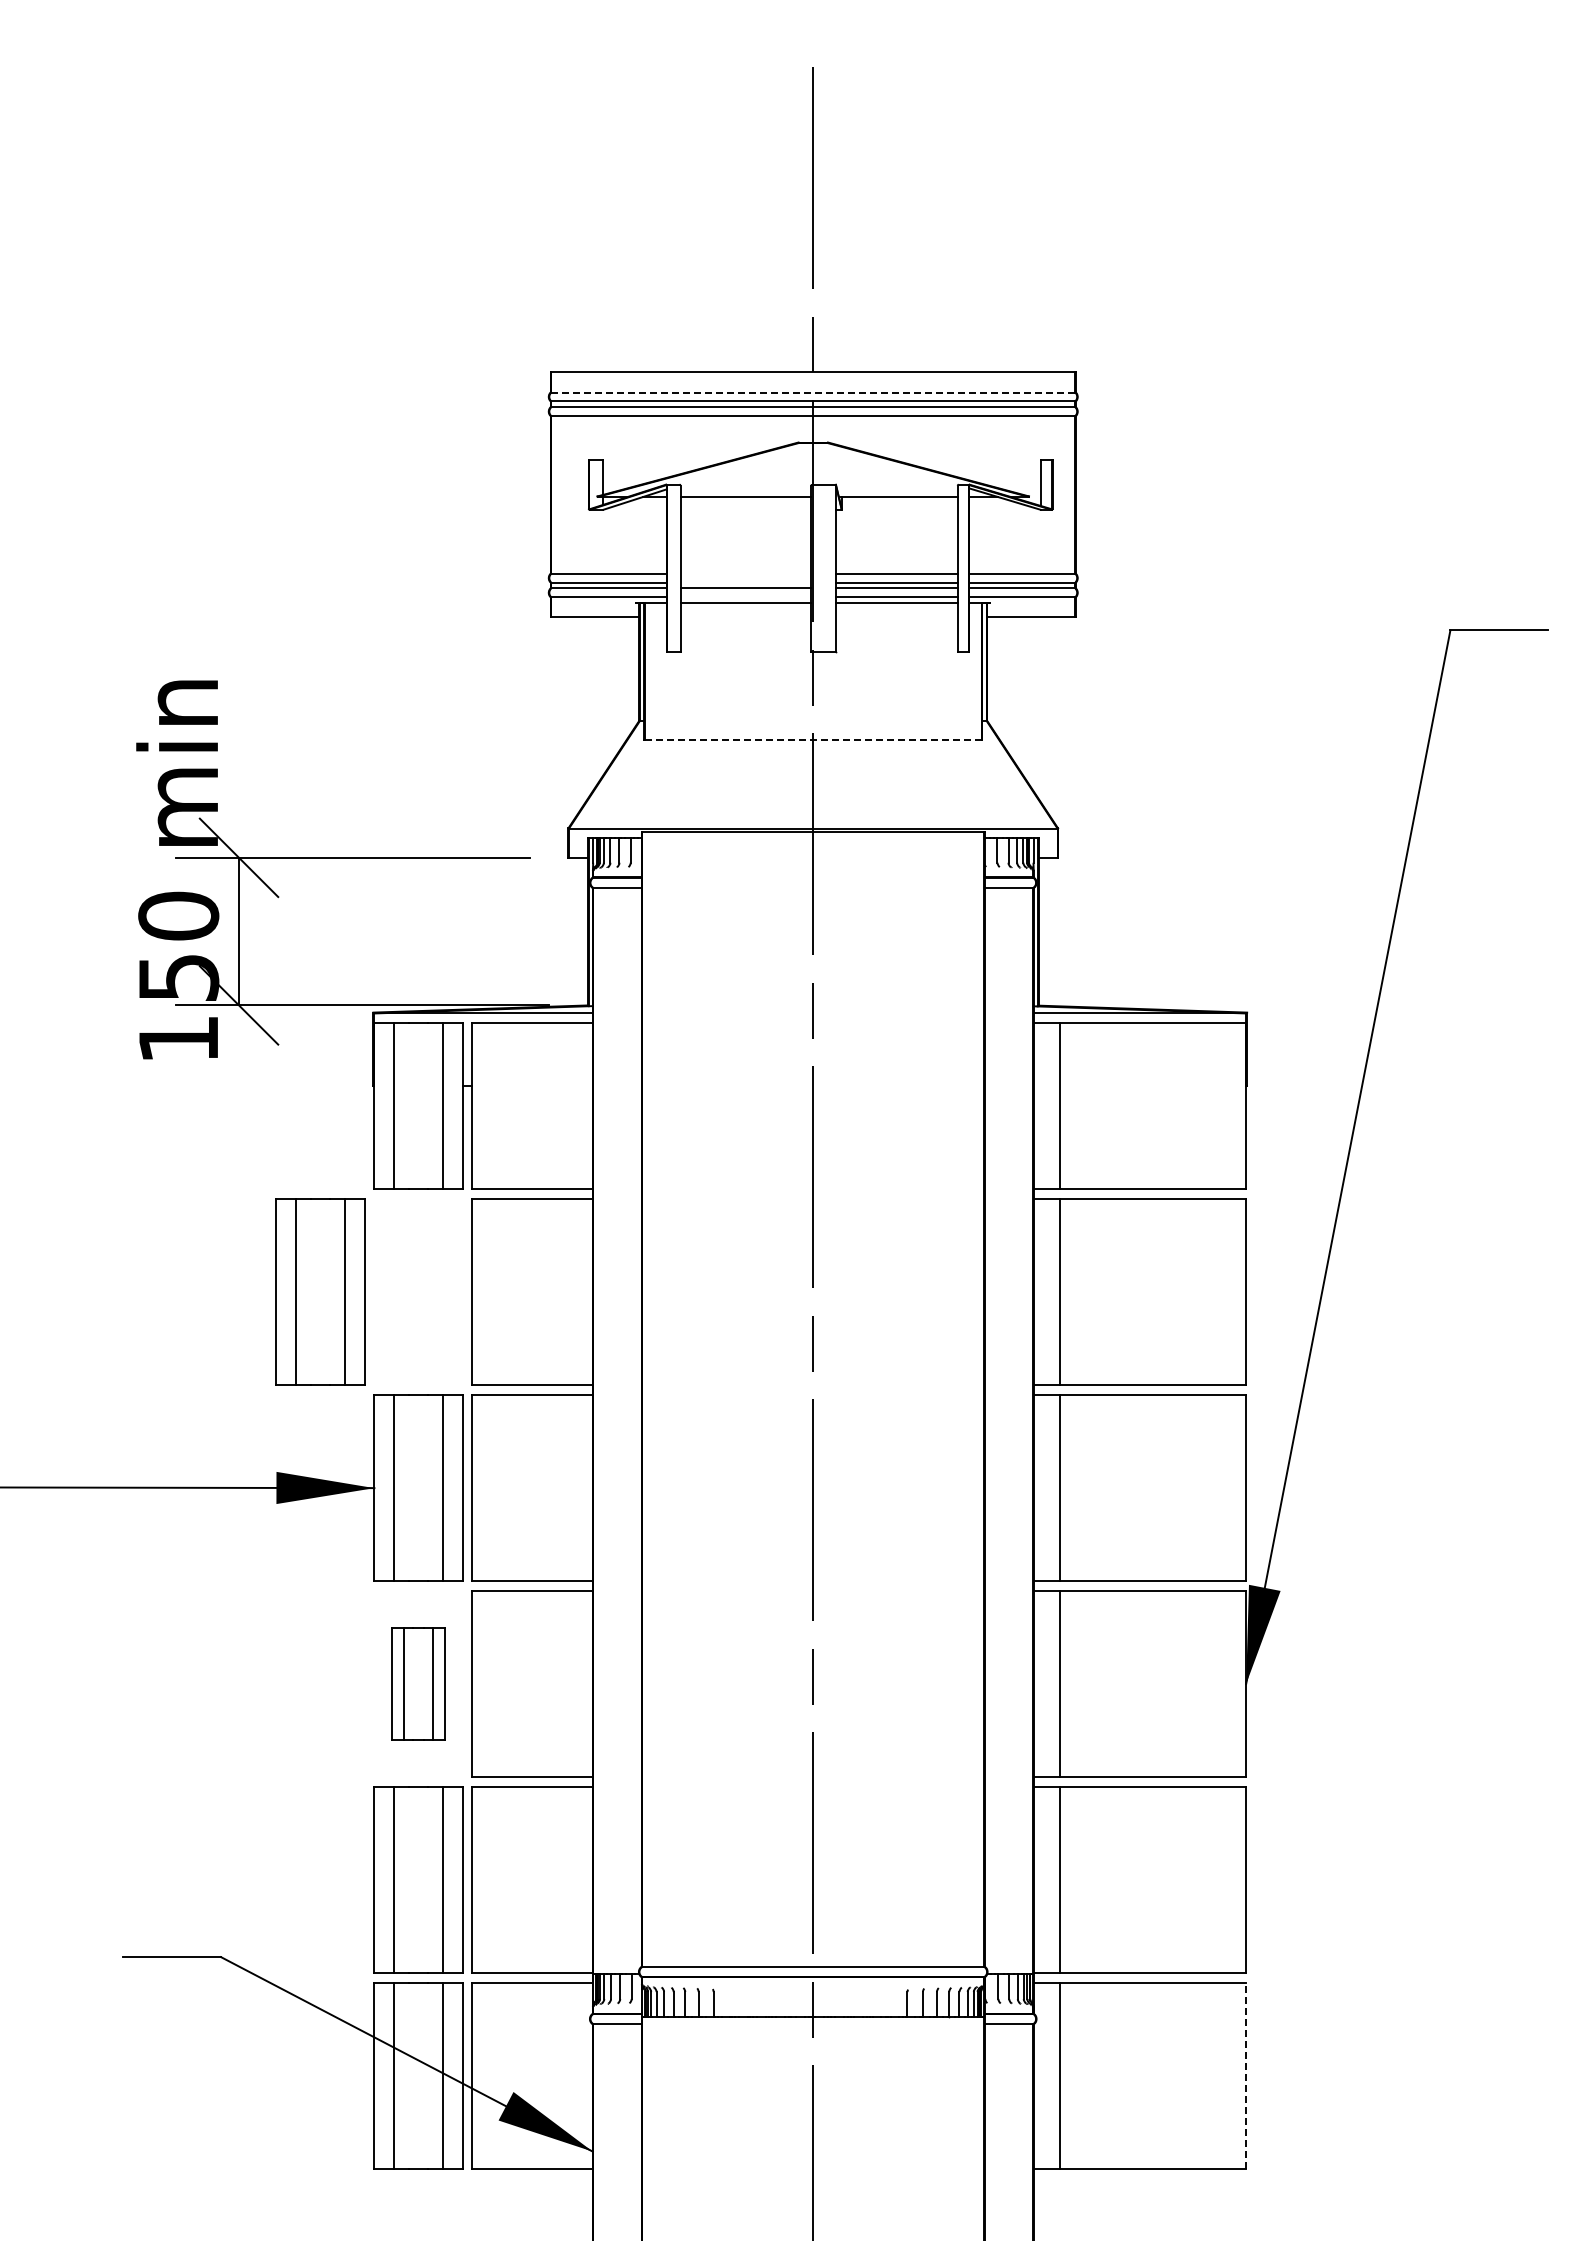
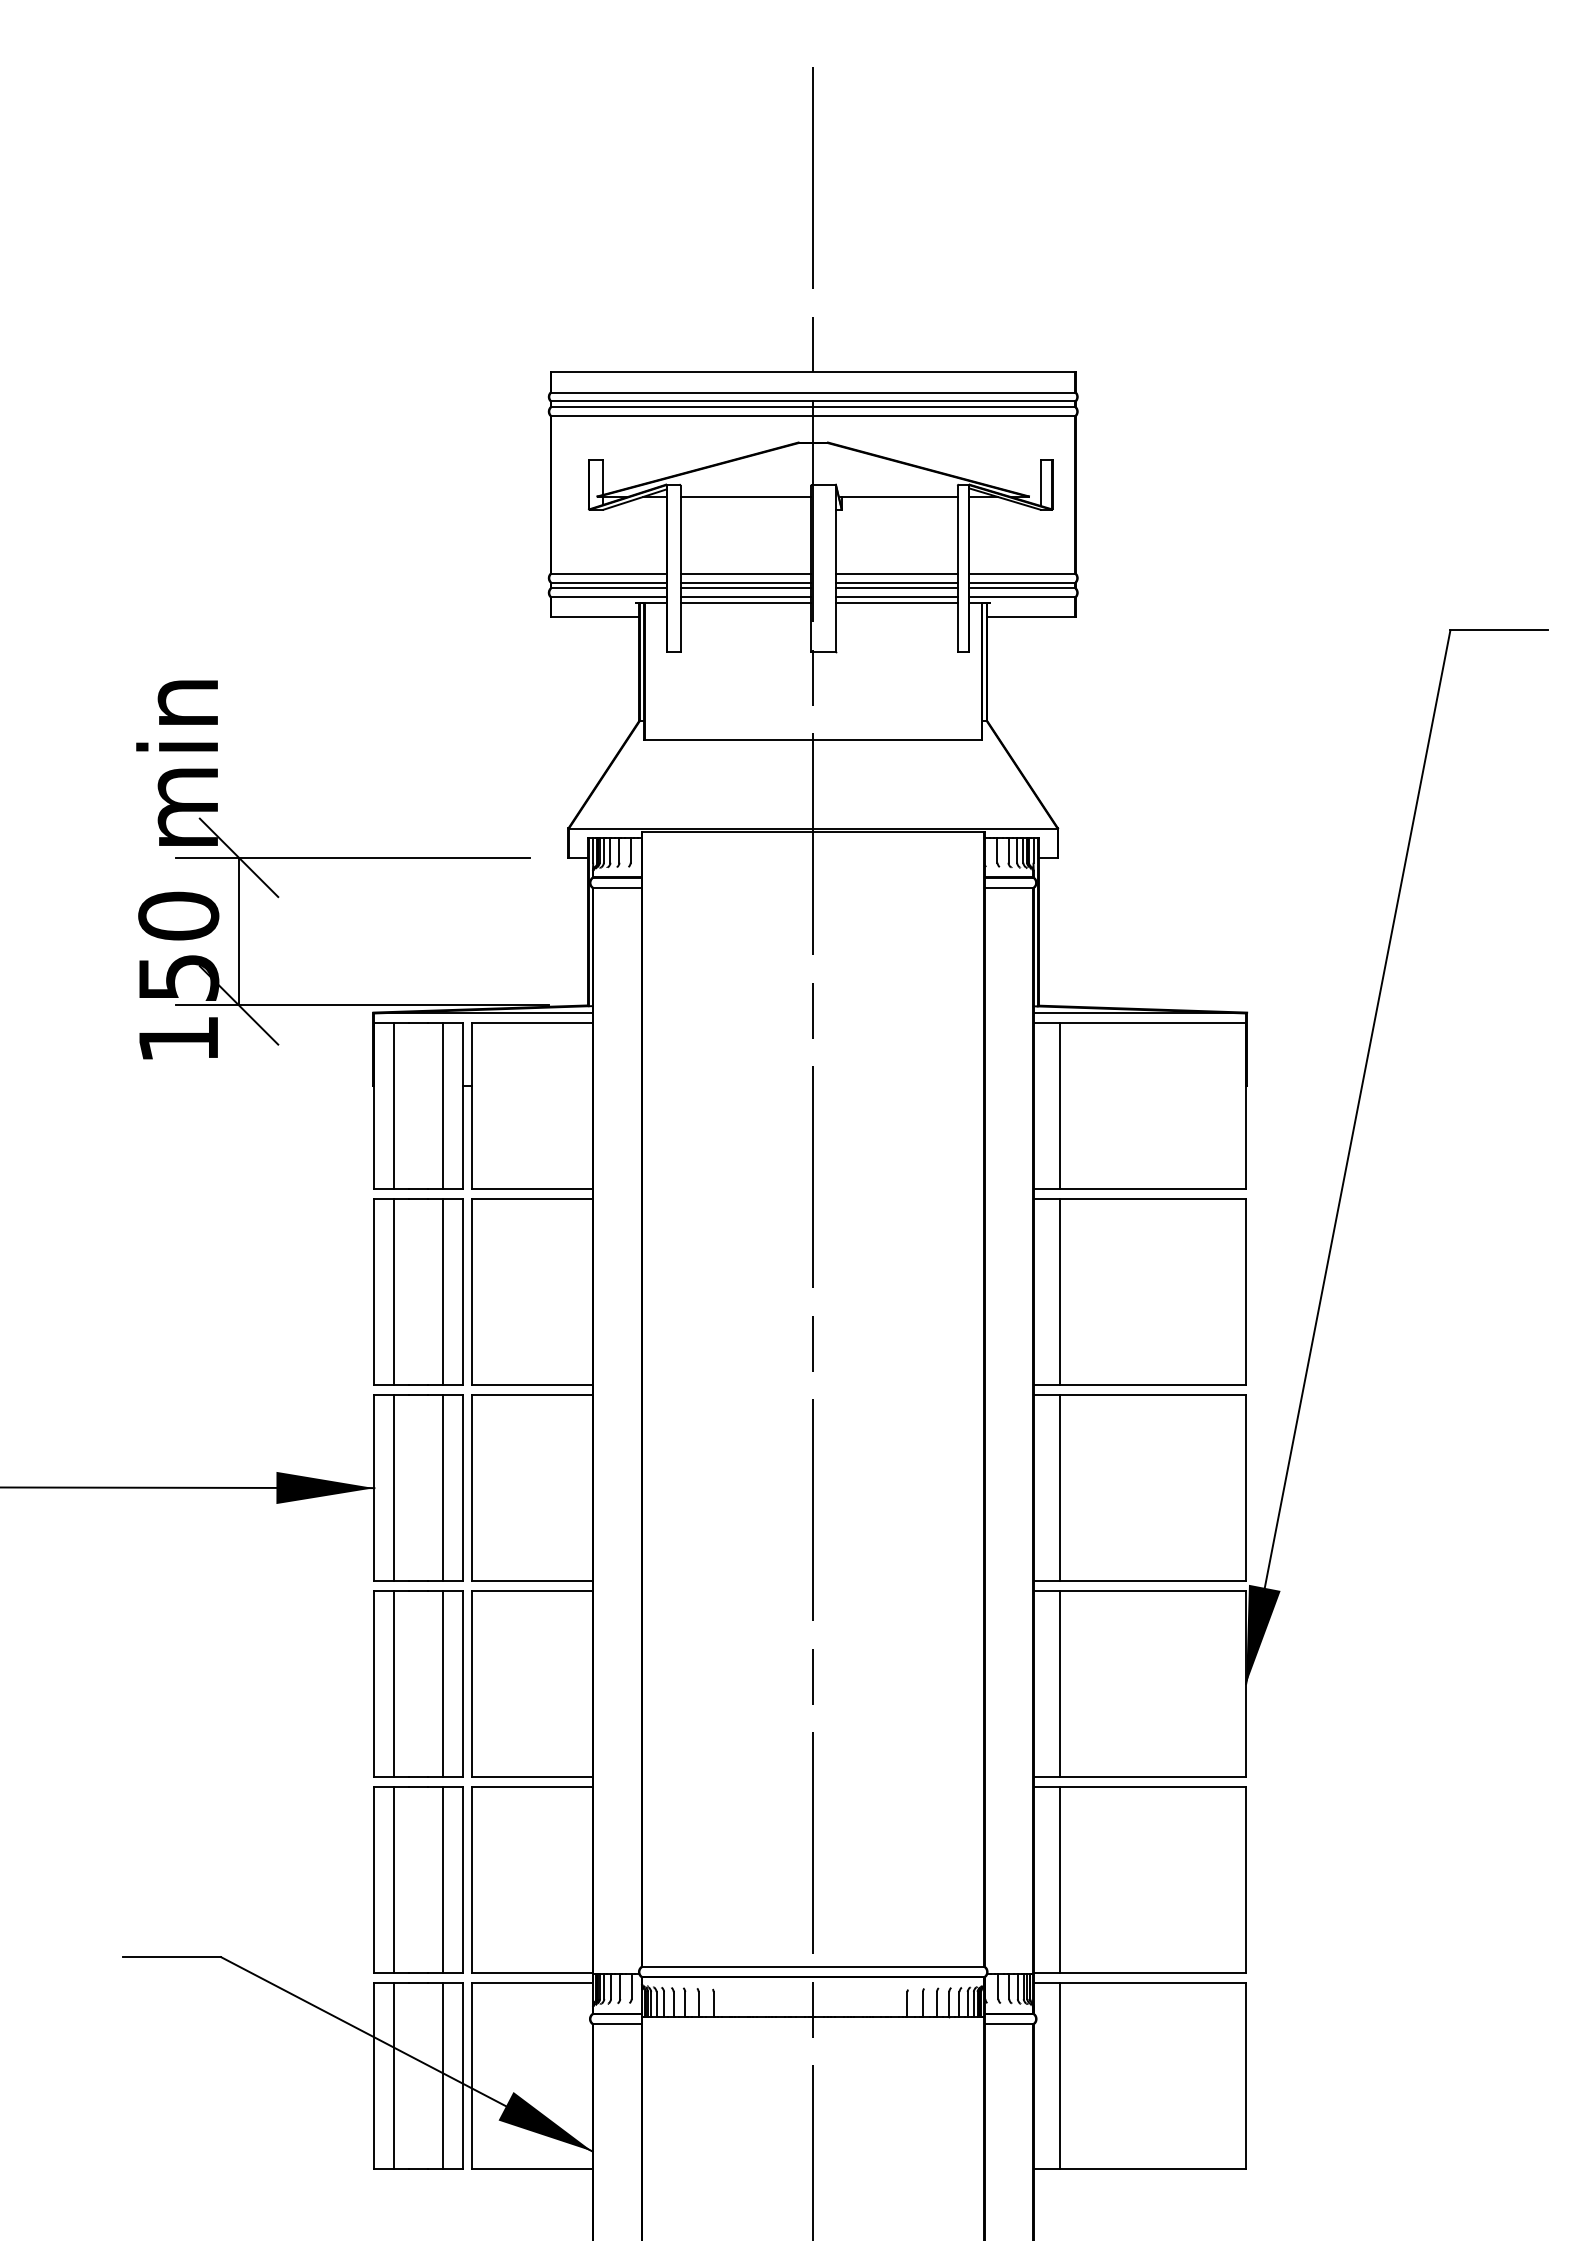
line: dashed -> solid (813, 392)
line: none -> present (745, 573)
line: none -> present (745, 582)
line: none -> present (745, 597)
line: dashed -> solid (813, 739)
part position: (320, 1291) -> (418, 1291) (418, 1291)
part size: 55x114 px -> 91x188 px (418, 1683)
line: dashed -> solid (1246, 2075)
